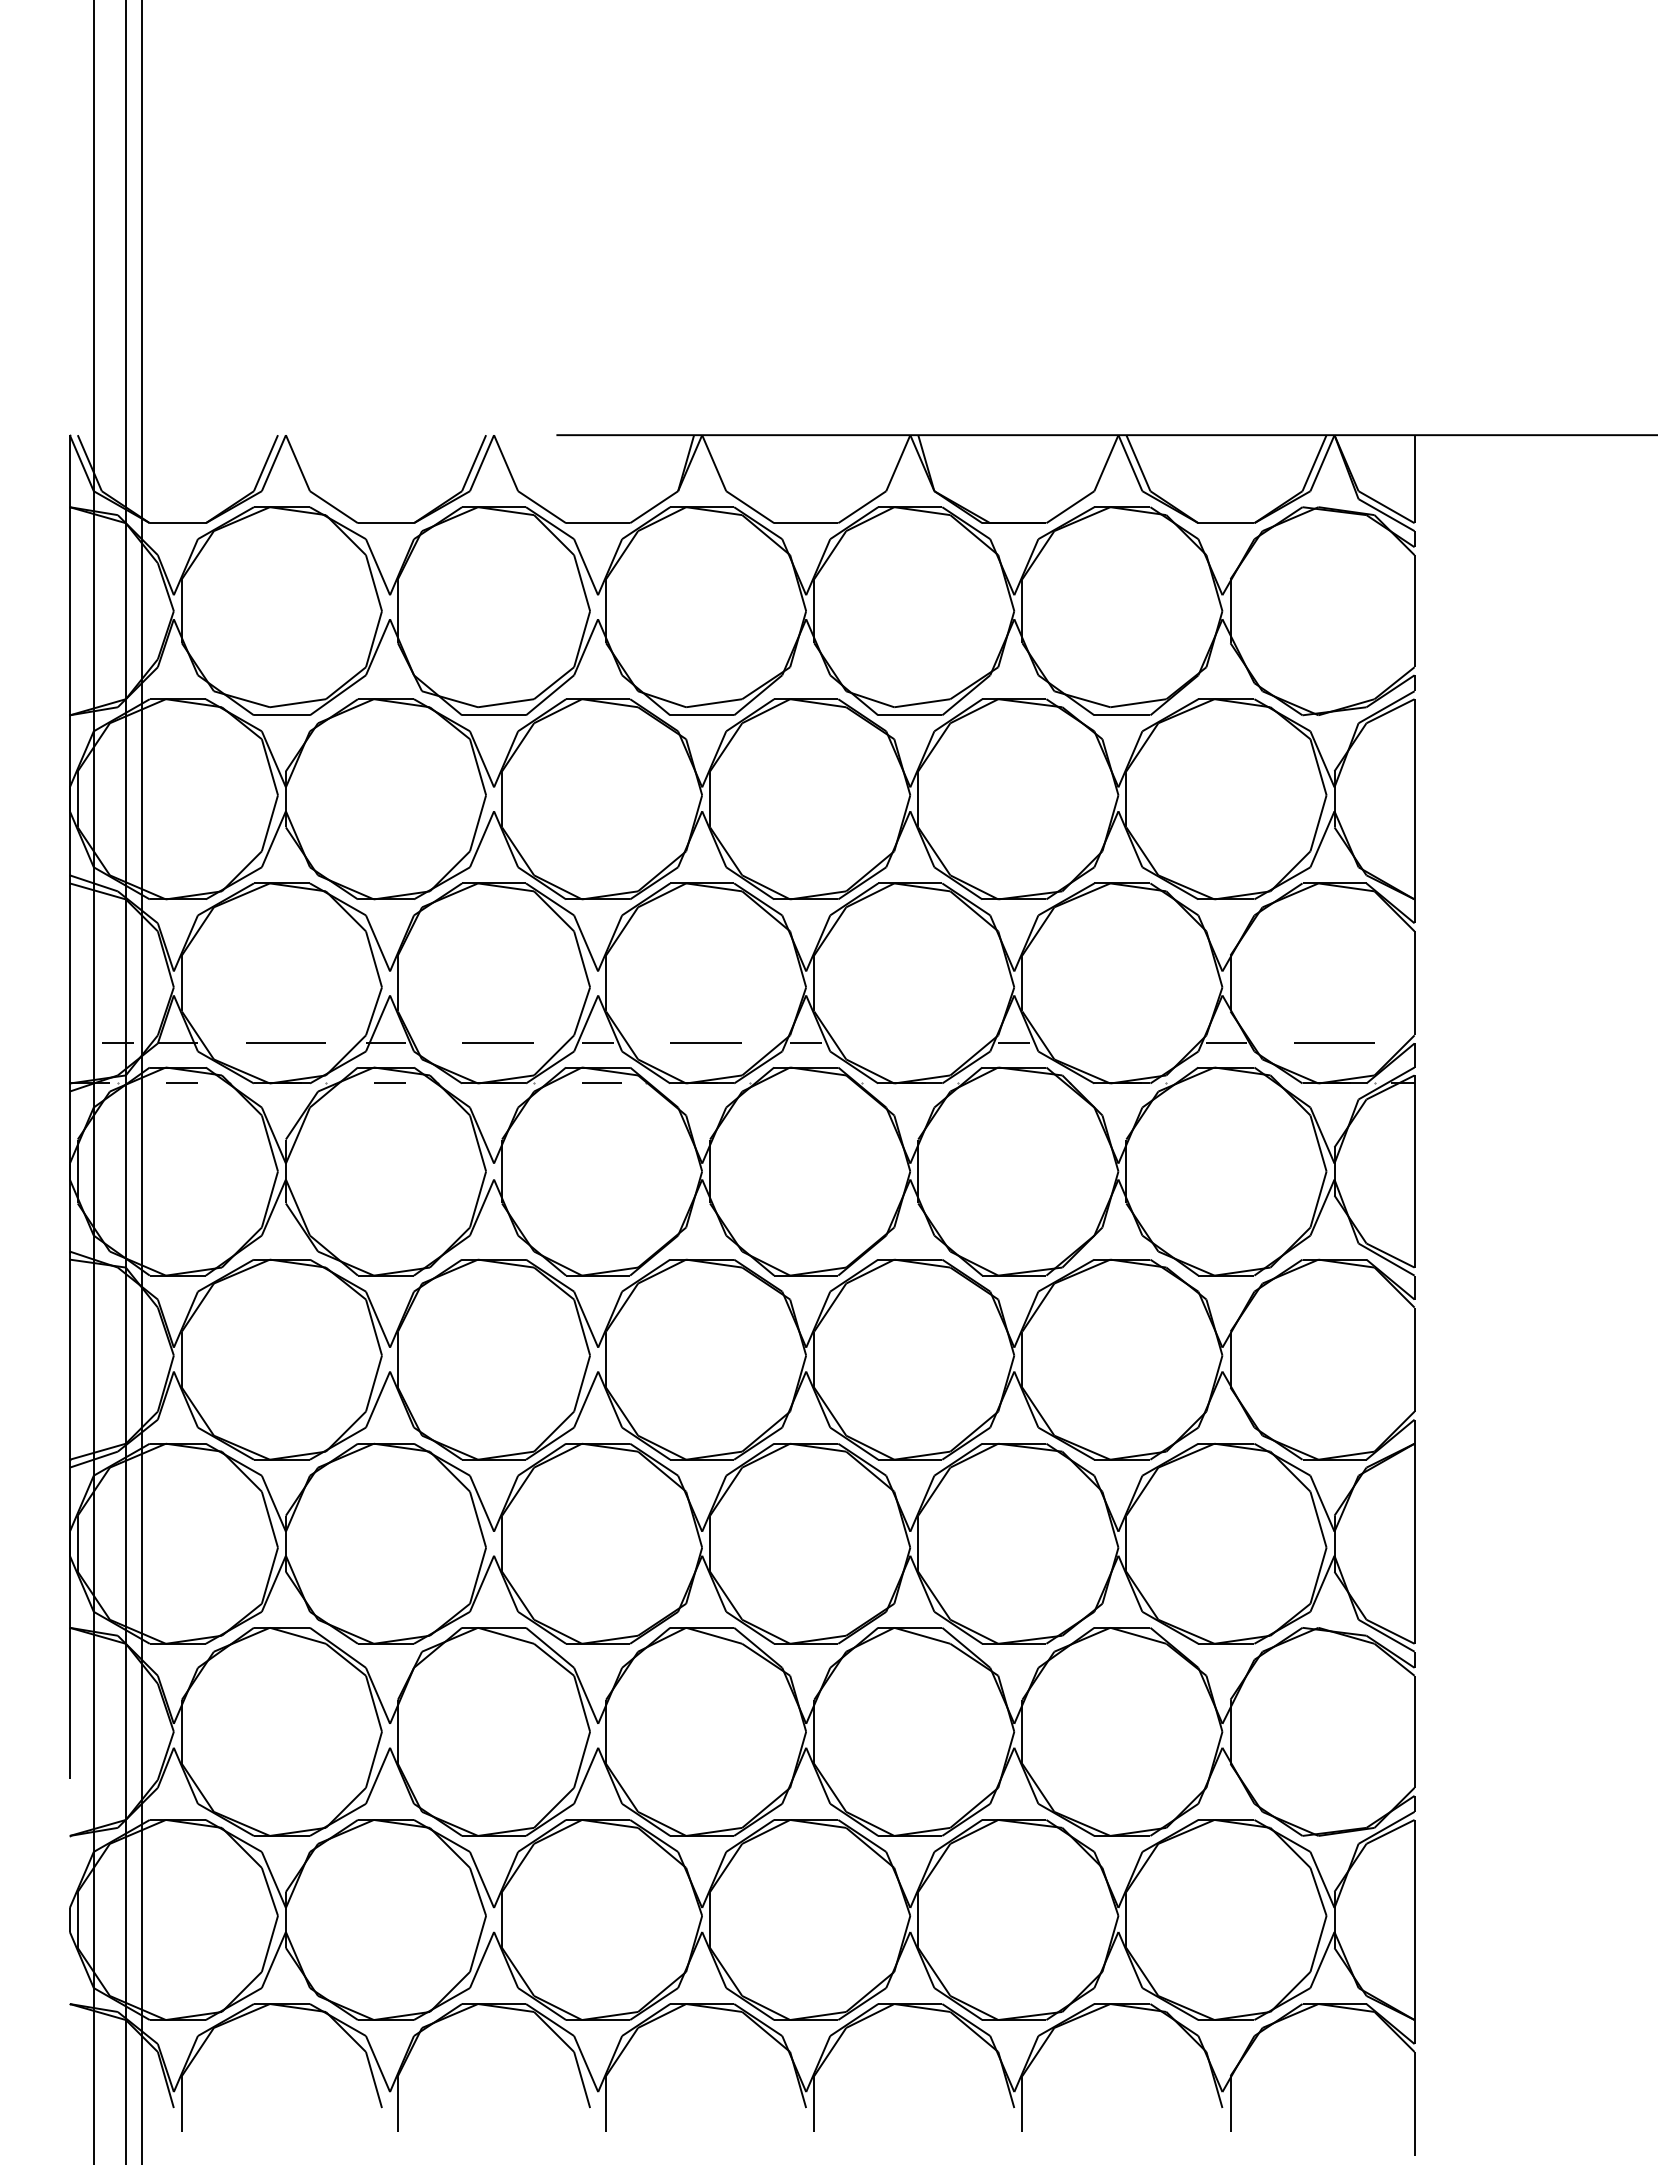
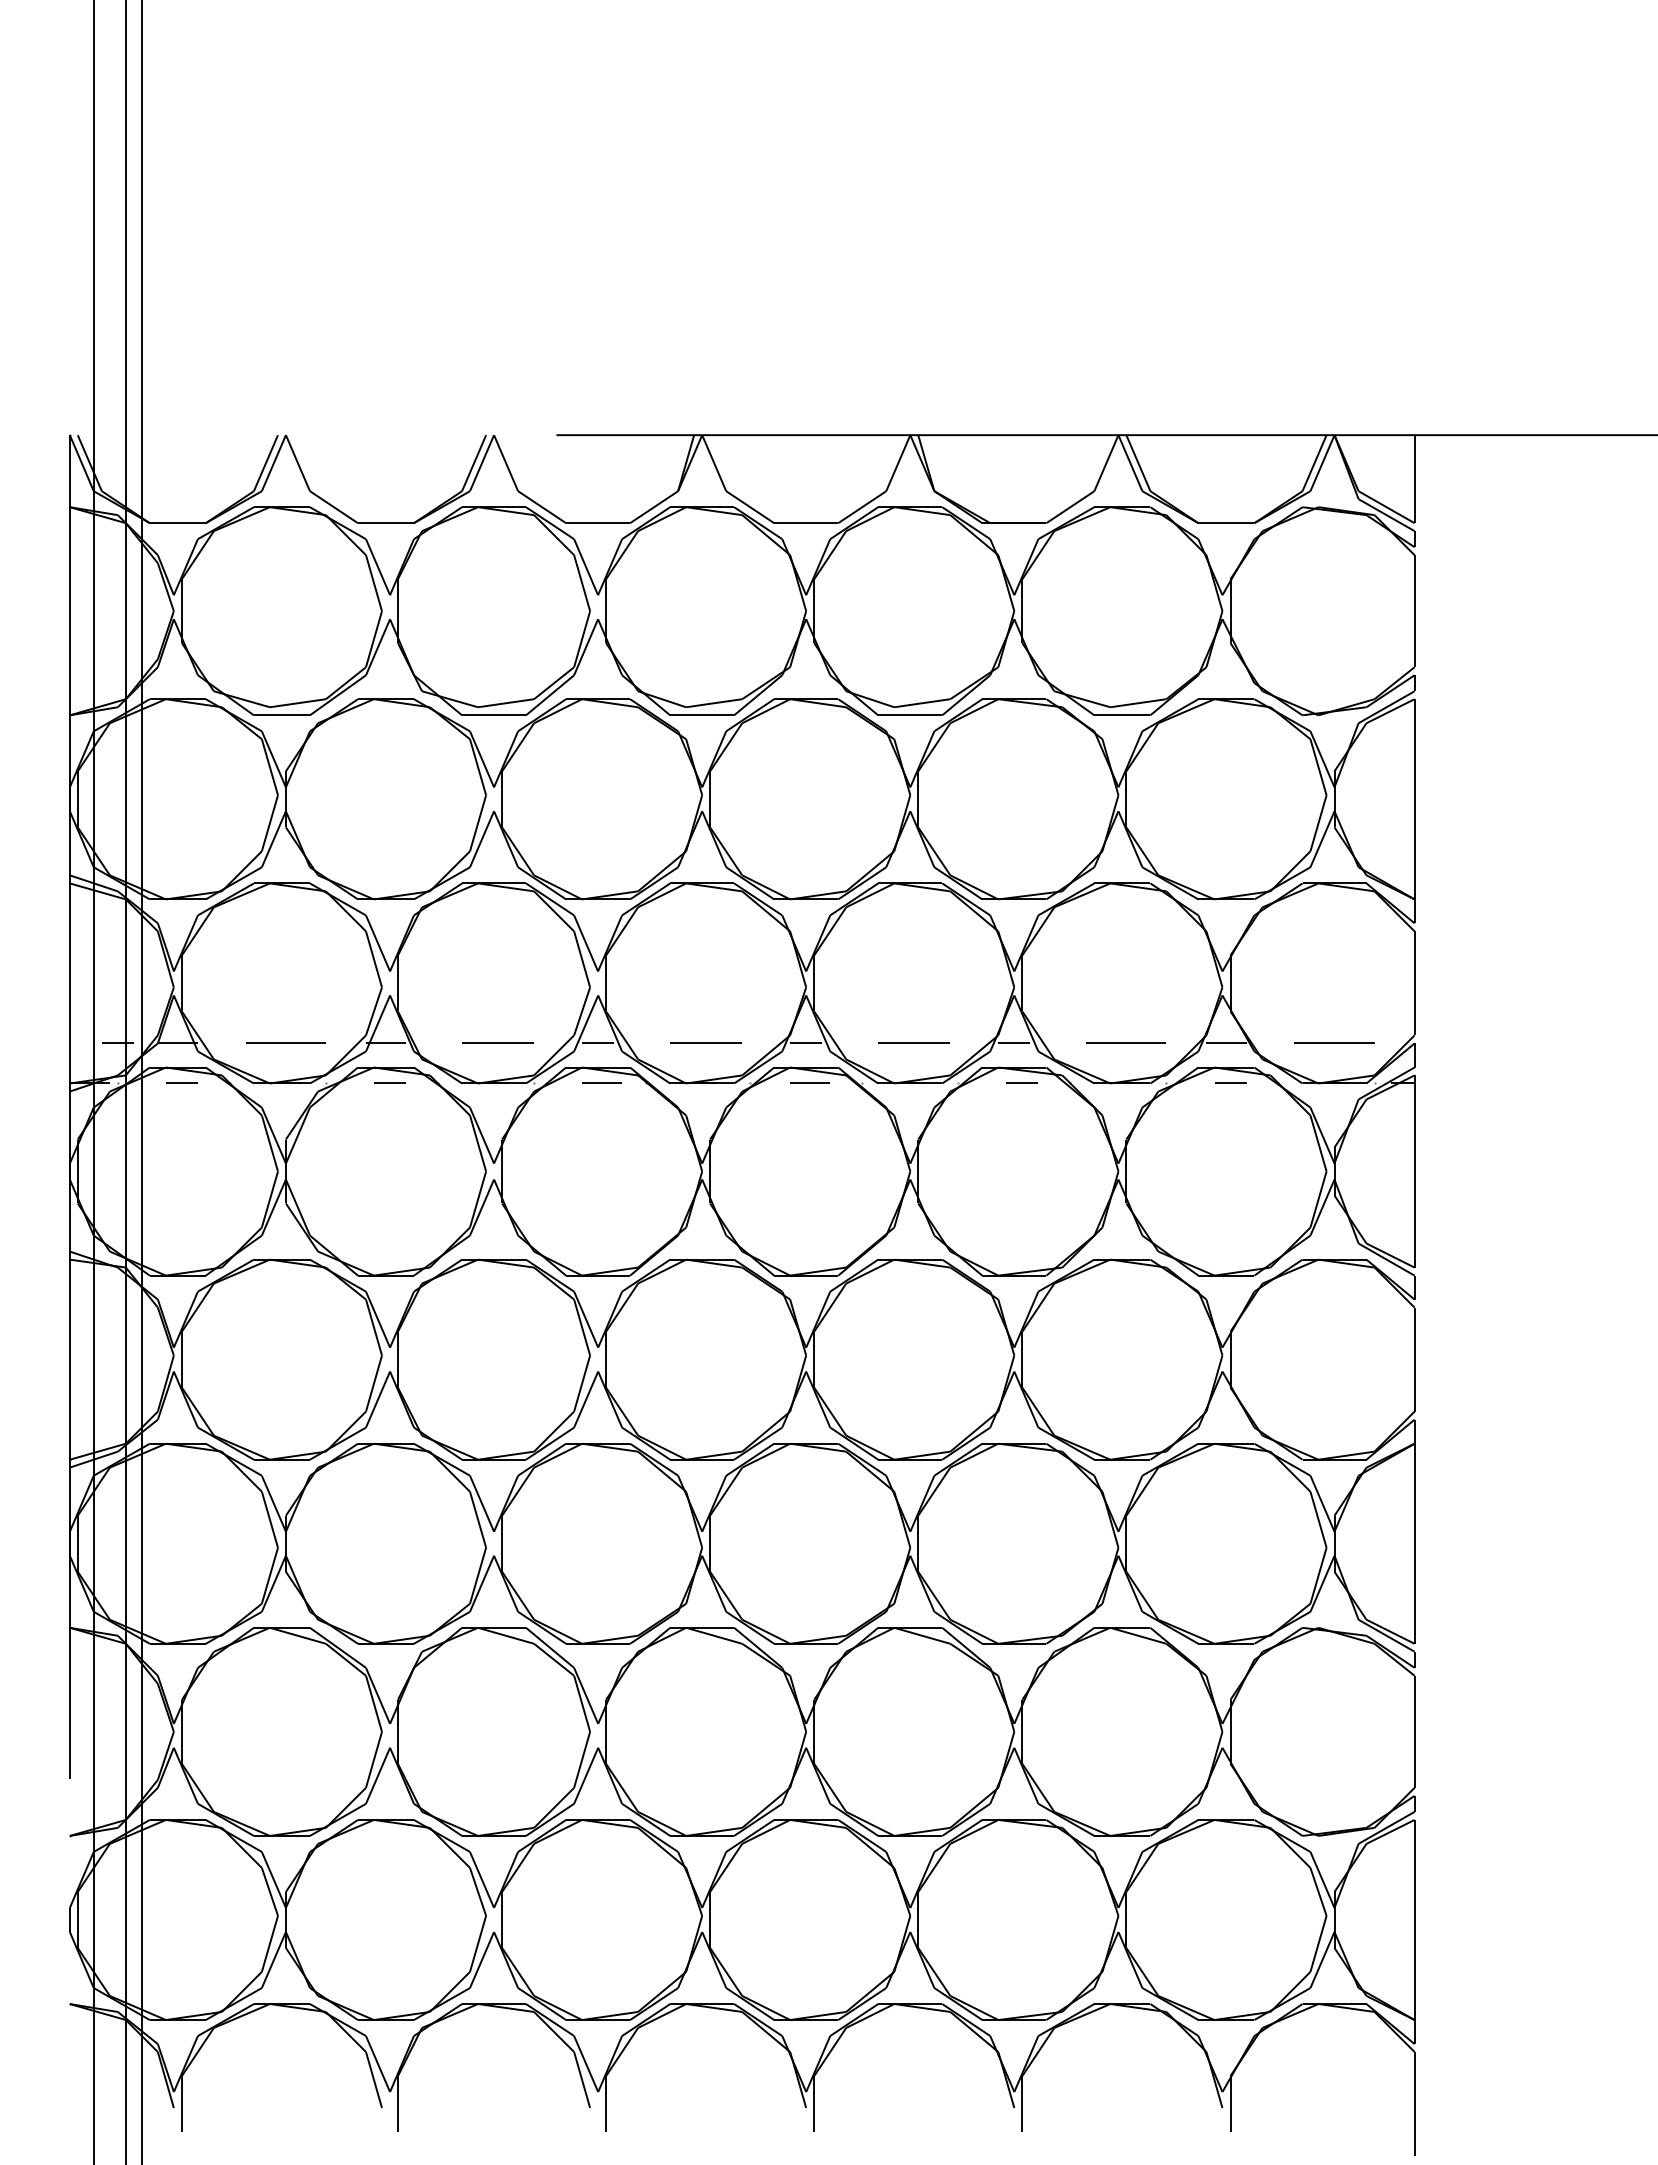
line: none -> present (1125, 1042)
line: none -> present (914, 1043)
line: none -> present (1021, 1082)
line: none -> present (810, 1083)
line: none -> present (1230, 1083)
